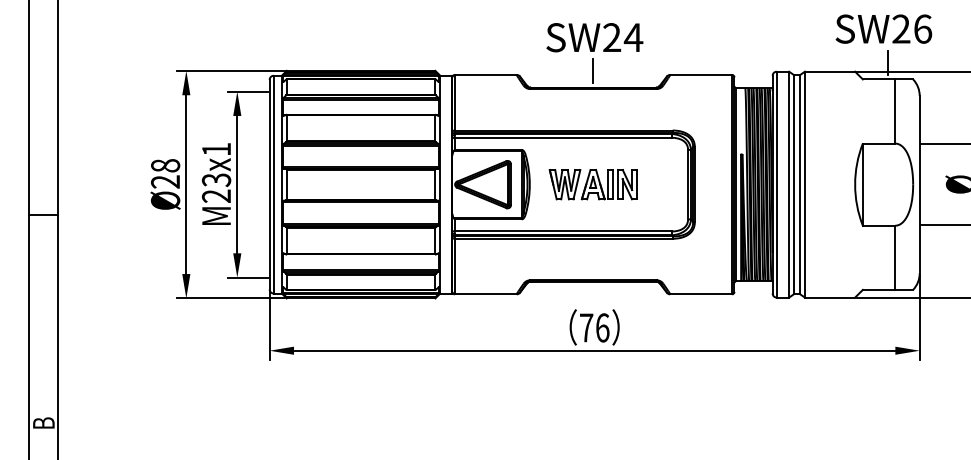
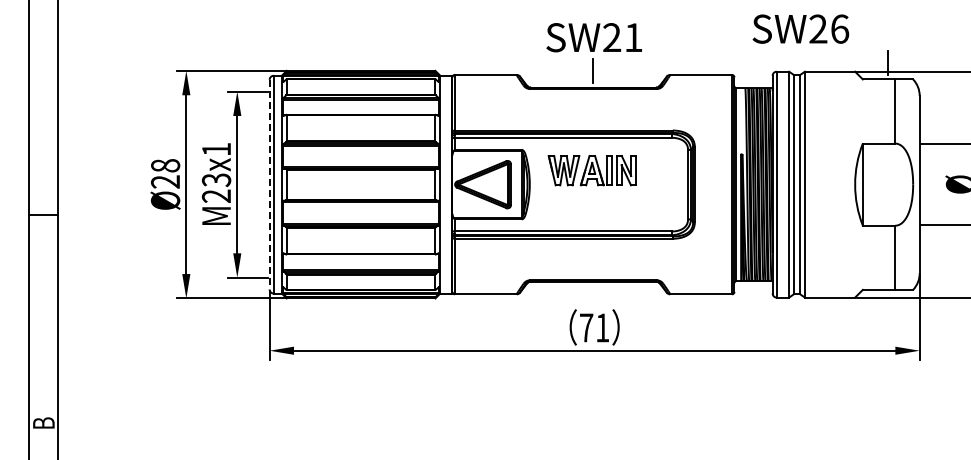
text position: (883, 28) -> (800, 28) (800, 28)
text: SW24 -> SW21 (633, 37)
line: solid -> dashed (269, 184)
part position: (592, 184) -> (591, 170) (591, 170)
text: 76 -> 71 (602, 327)
